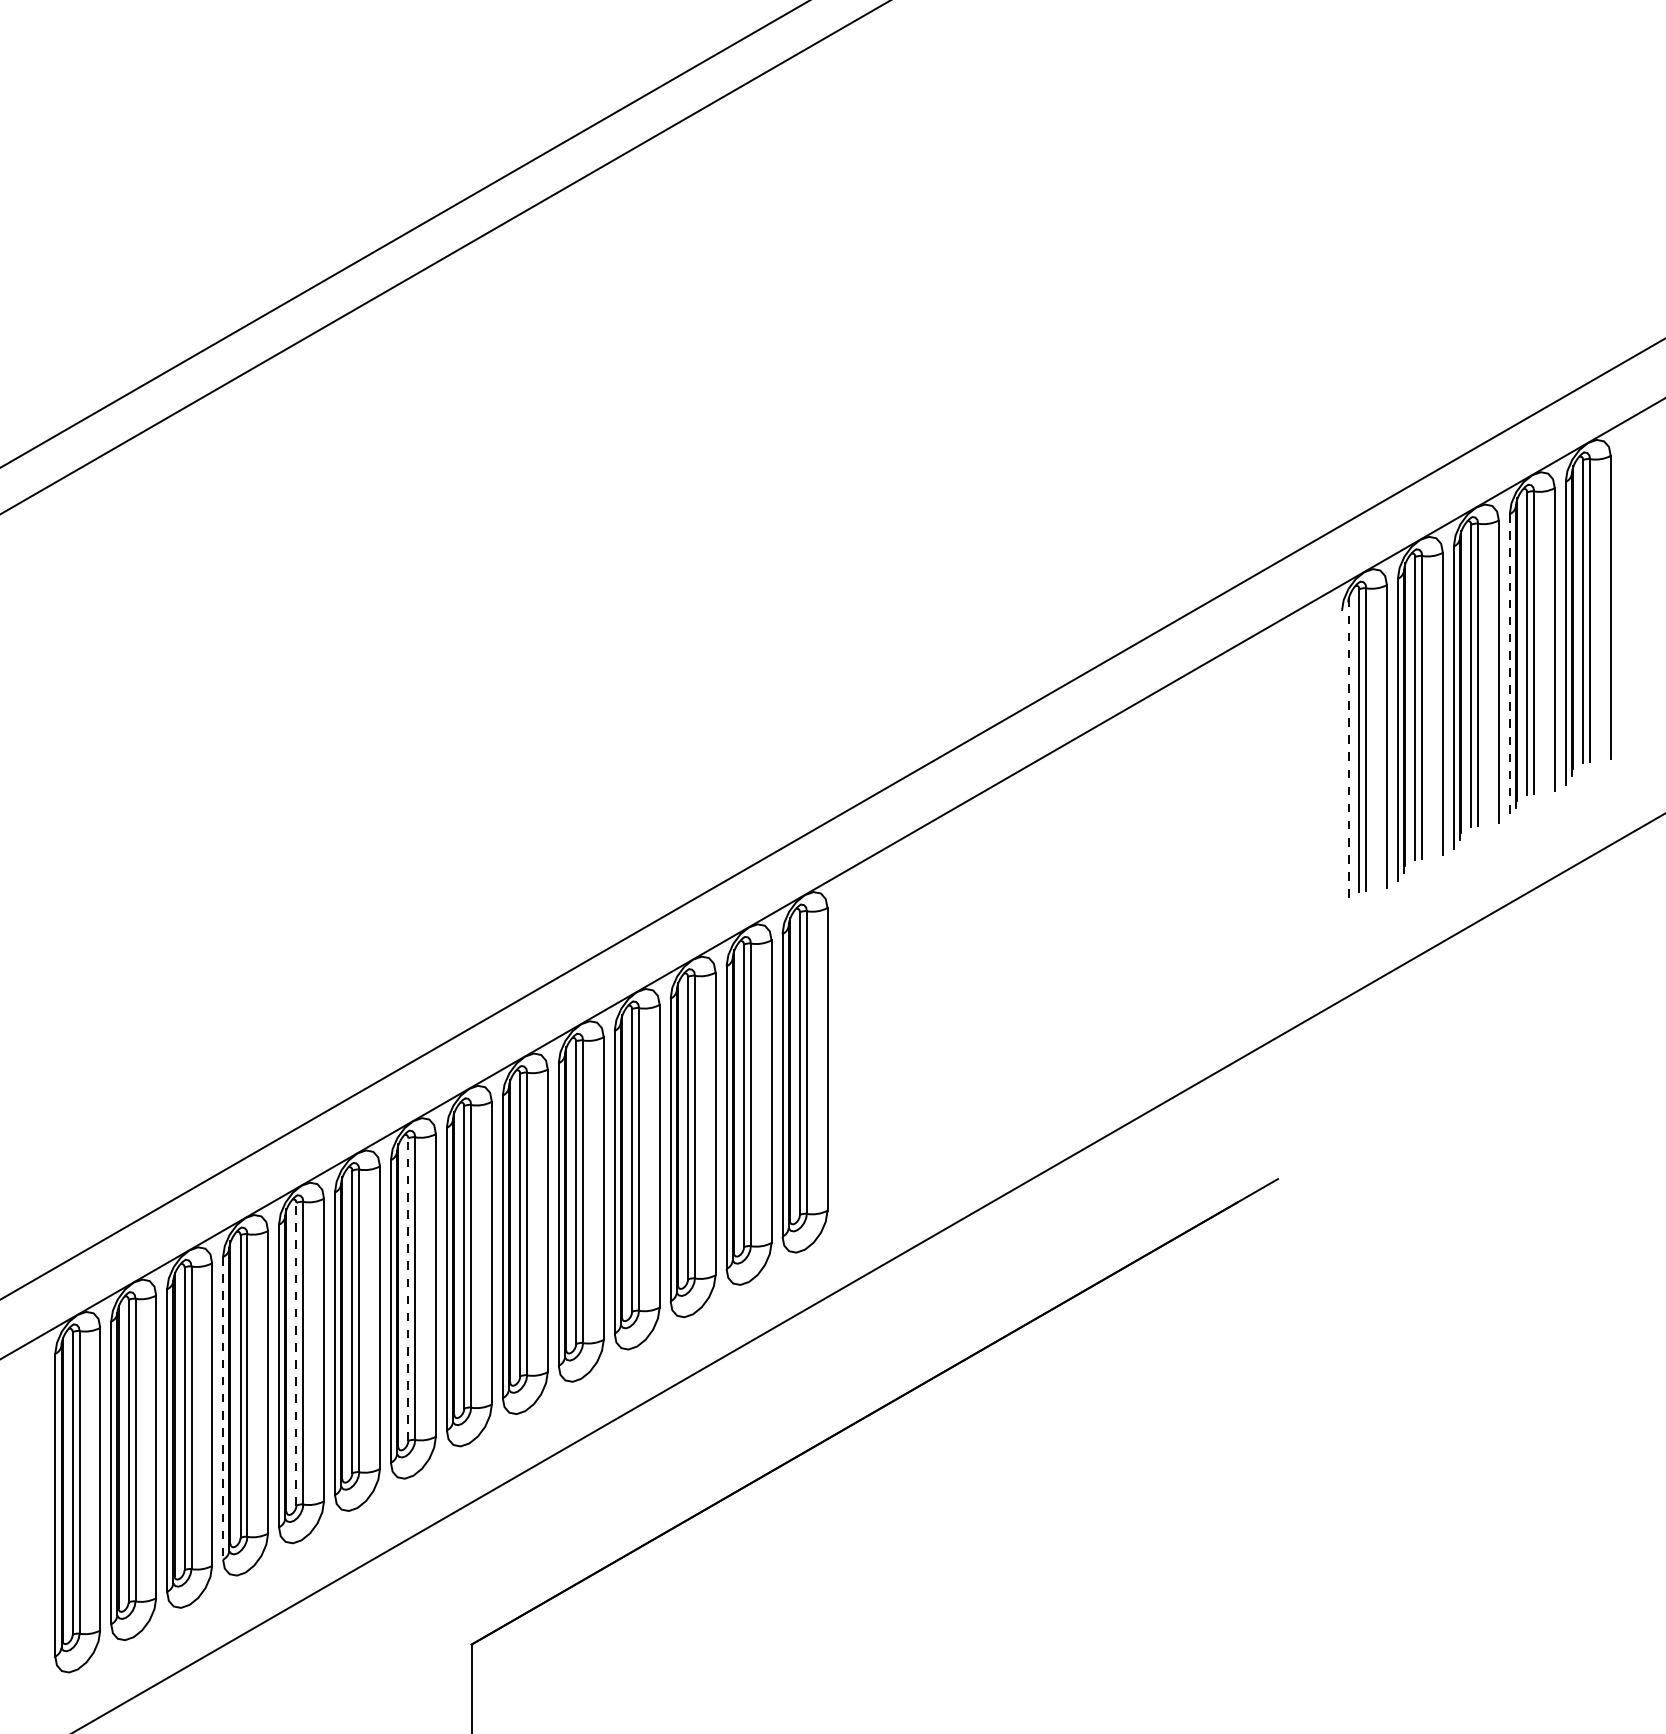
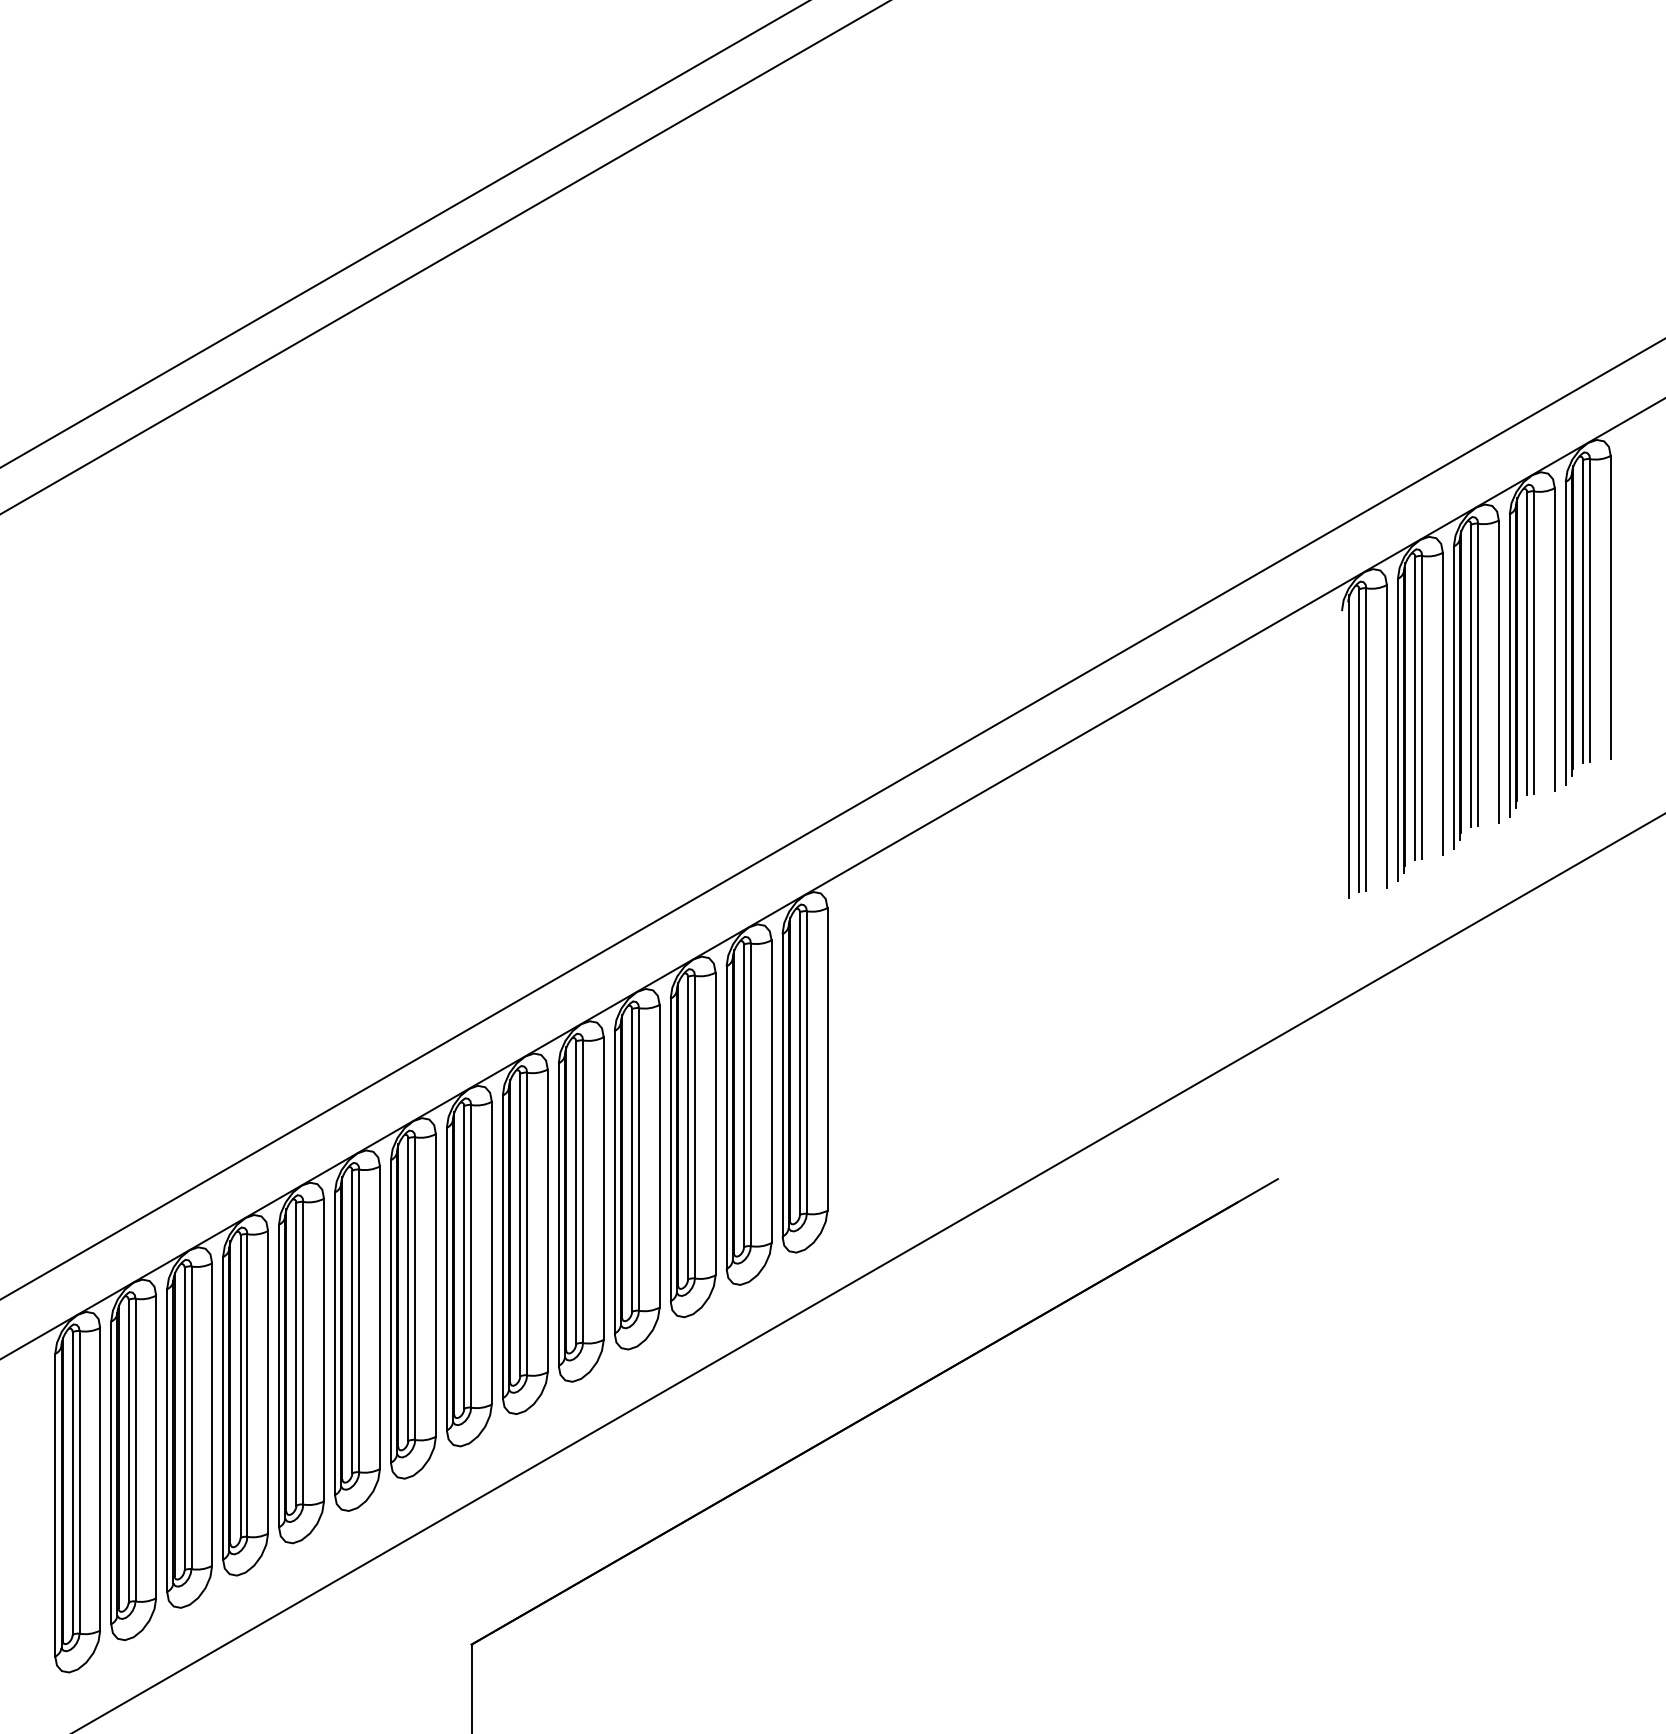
line: dashed -> solid (1509, 666)
line: dashed -> solid (1349, 746)
line: dashed -> solid (408, 1289)
line: dashed -> solid (296, 1353)
line: dashed -> solid (223, 1408)
